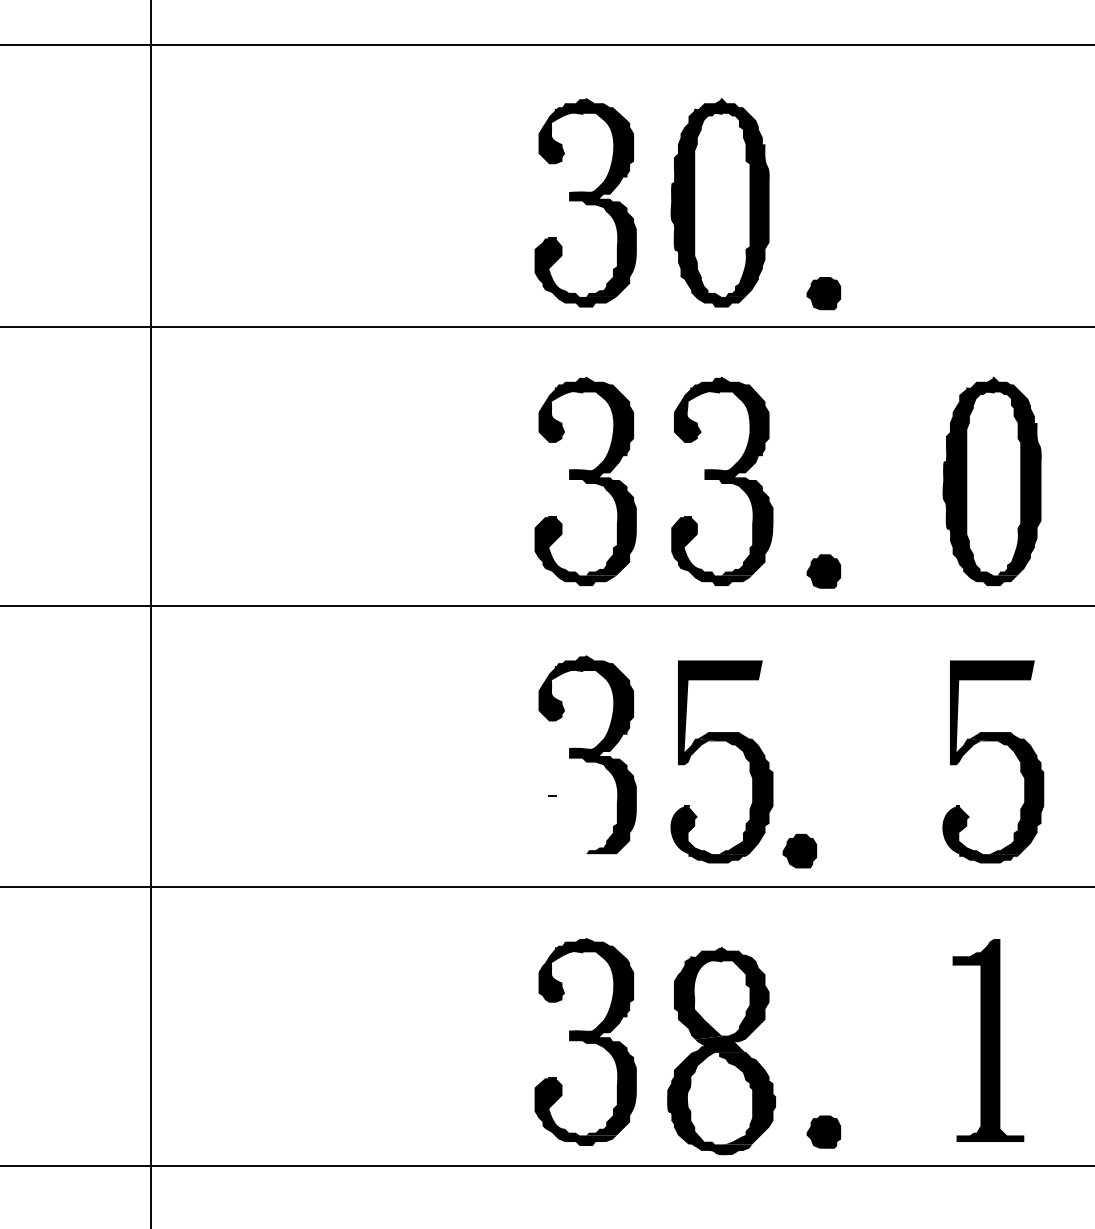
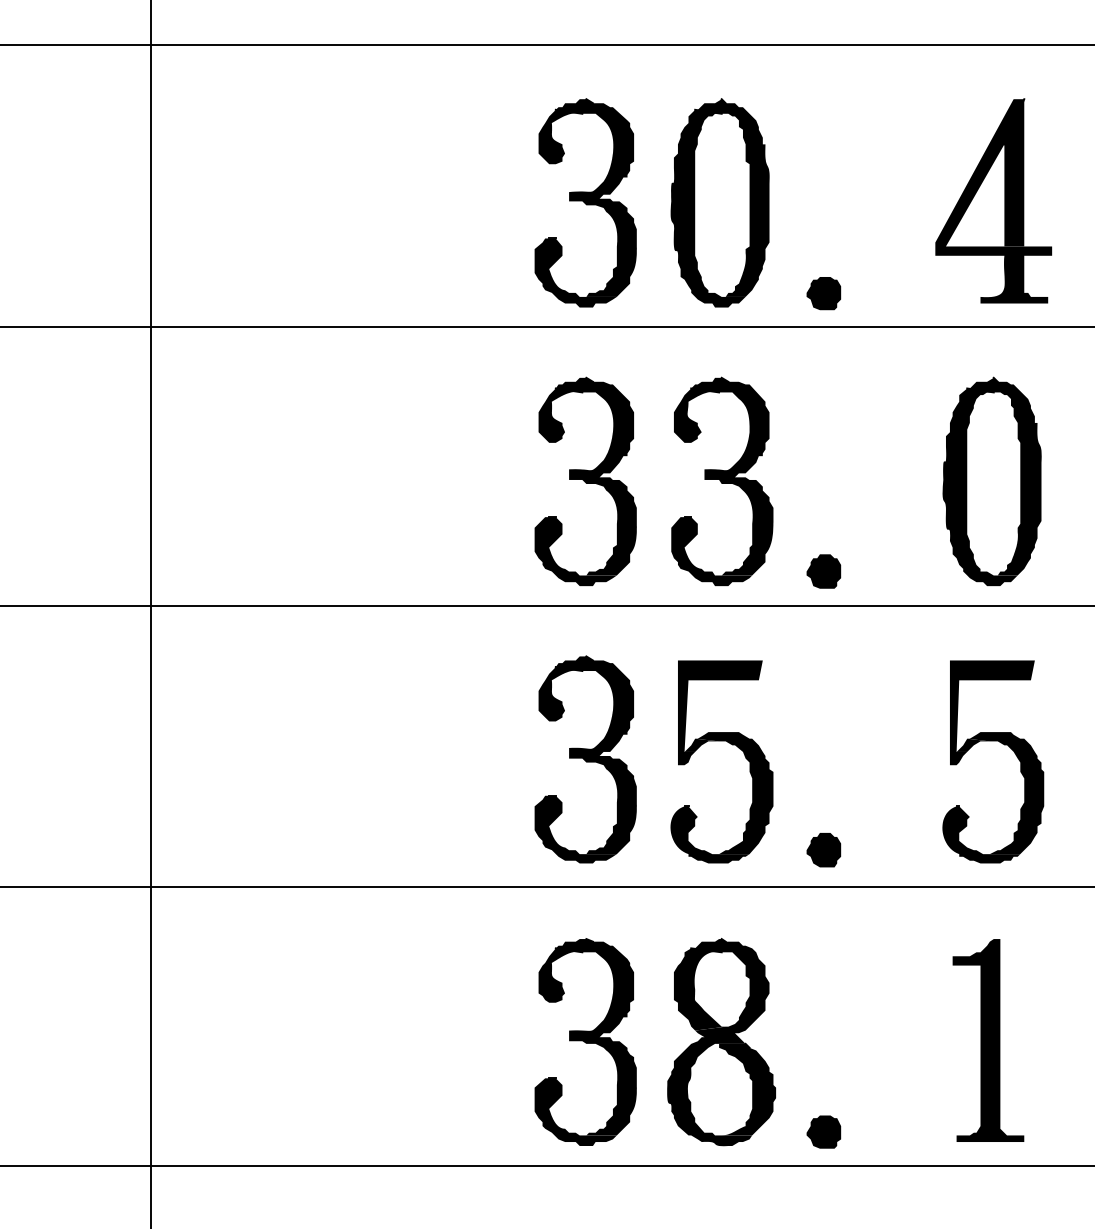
part: none -> present (993, 200)
fill: none -> present (575, 829)
part position: (799, 851) -> (823, 850) (823, 850)
part position: (721, 1051) -> (721, 1042) (721, 1042)
